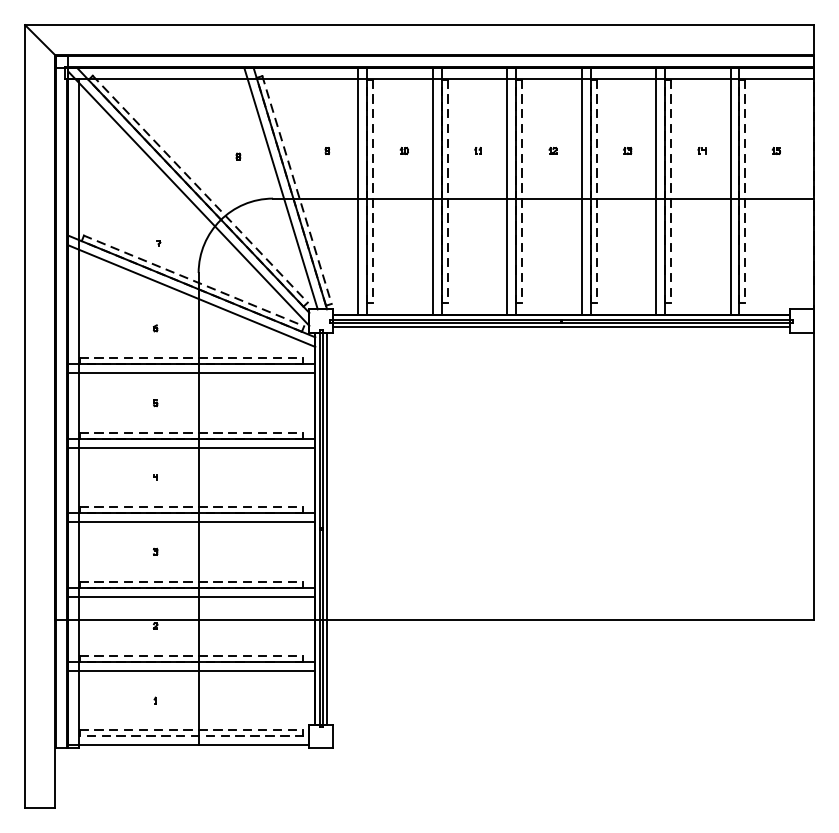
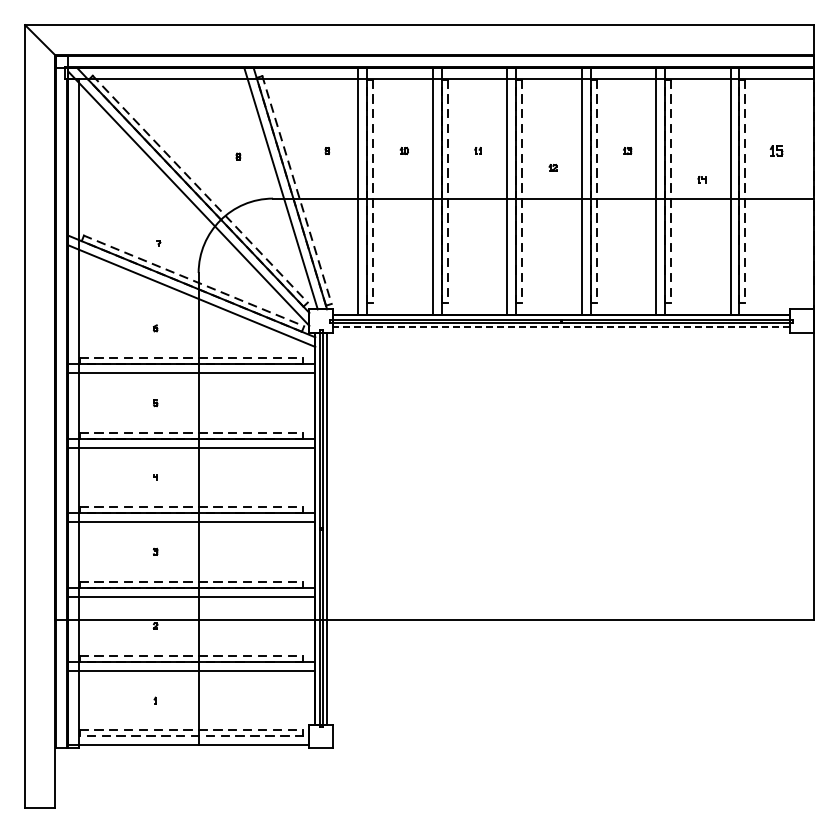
part position: (552, 150) -> (552, 167) (552, 167)
part position: (701, 150) -> (701, 179) (701, 179)
part size: 10x8 px -> 15x12 px (776, 150)
line: solid -> dashed (561, 327)
